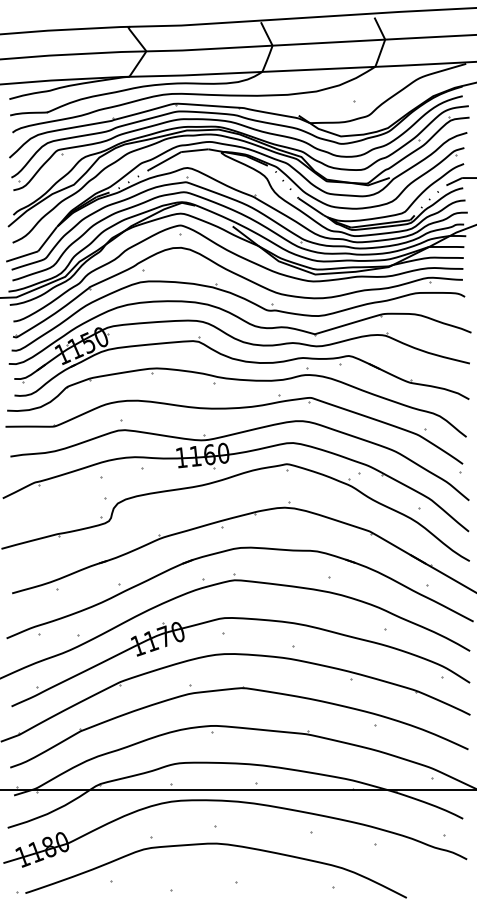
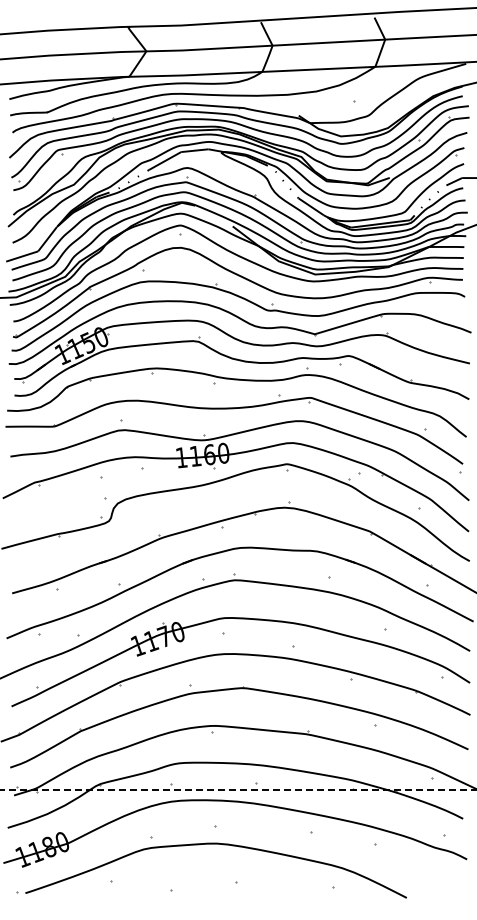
line: solid -> dashed (238, 789)
